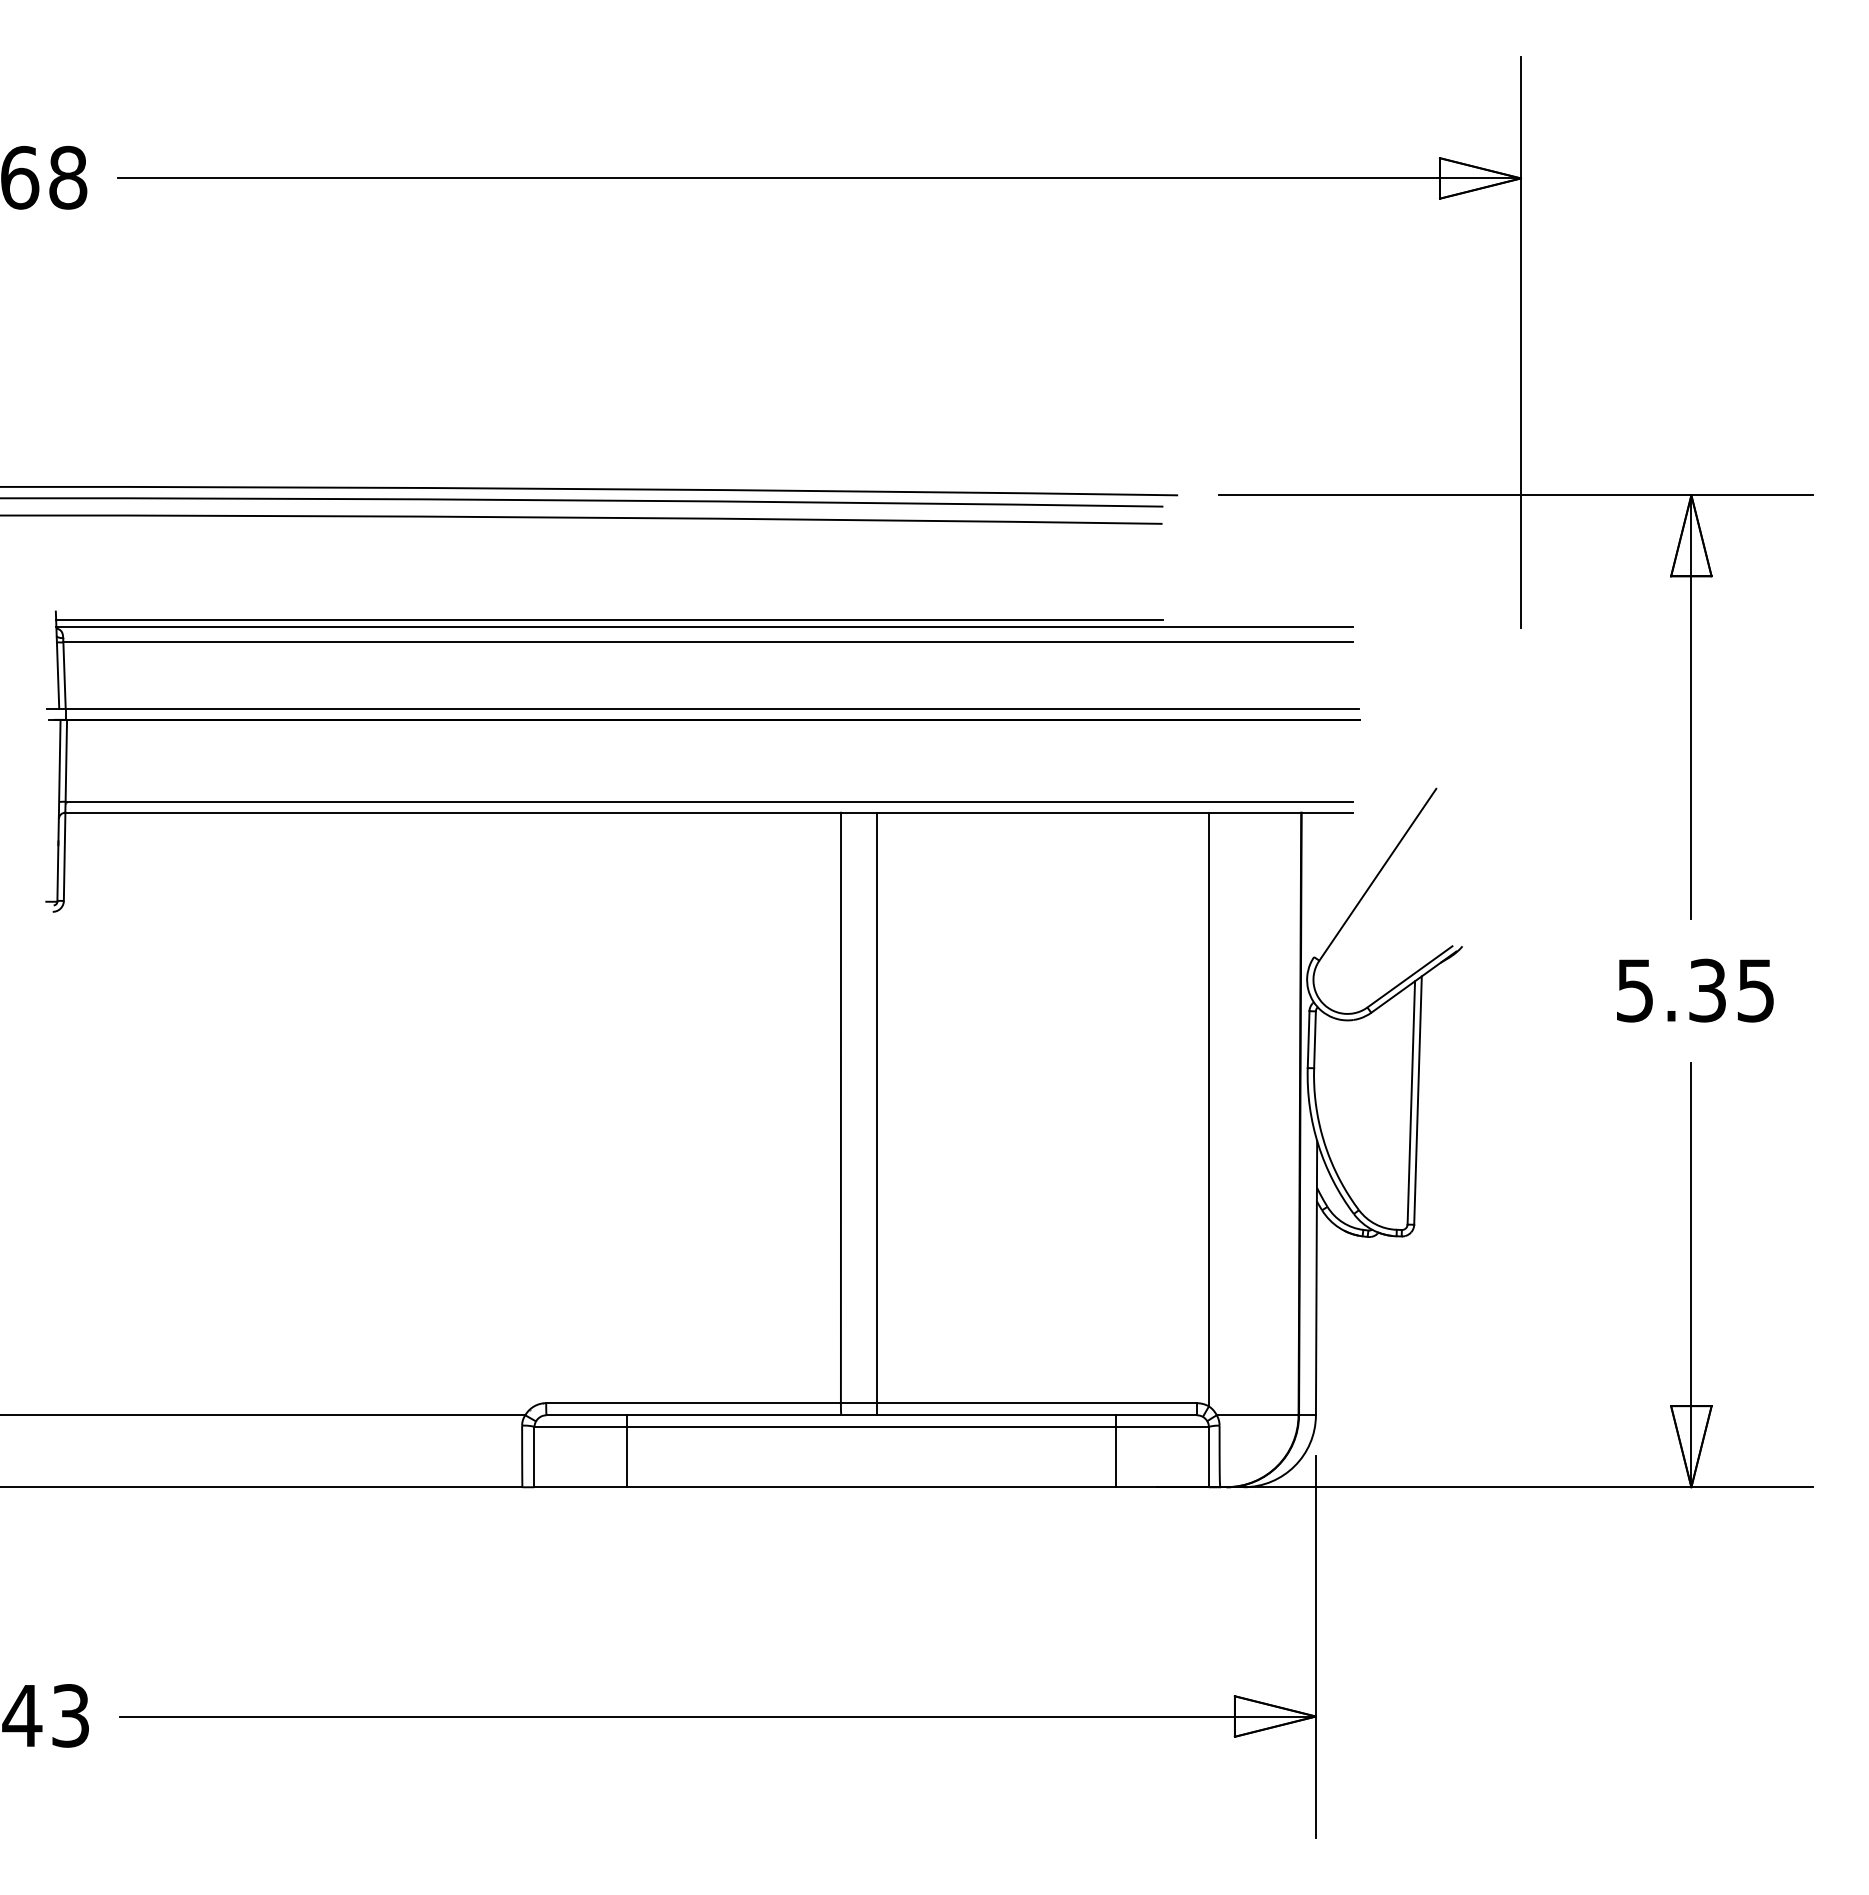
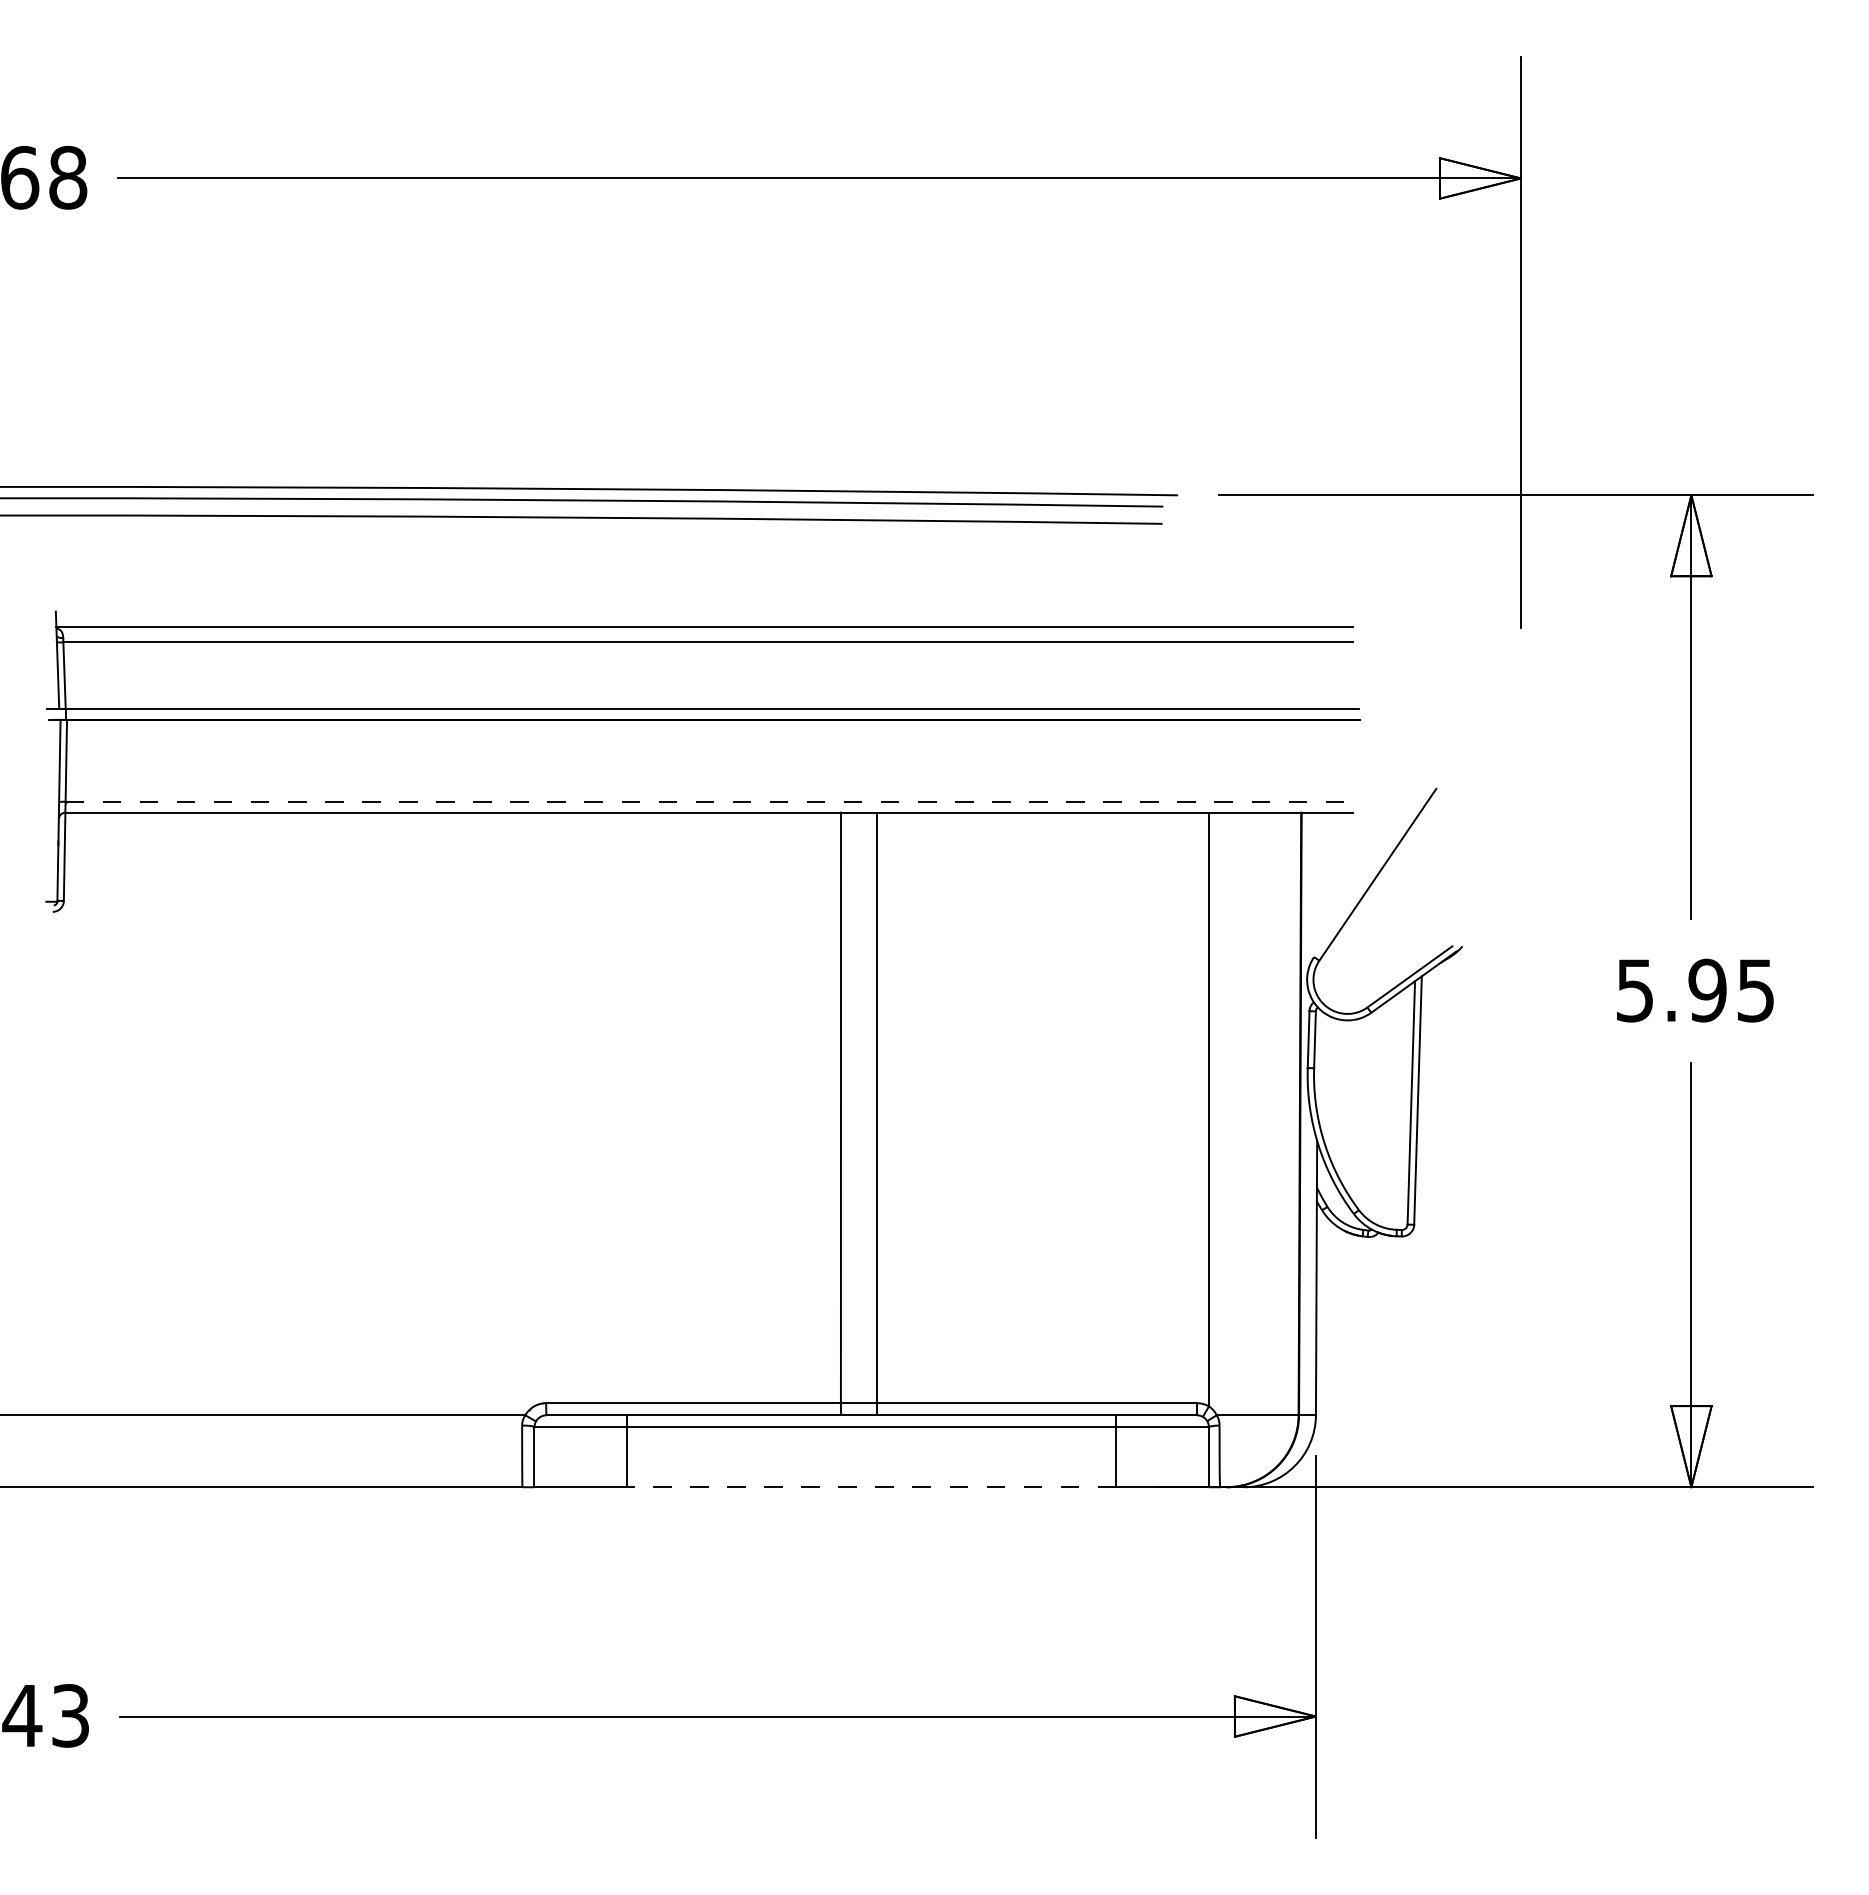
line: present -> none (609, 620)
line: solid -> dashed (709, 801)
text: 5.35 -> 5.95 (1707, 990)
line: solid -> dashed (871, 1487)
